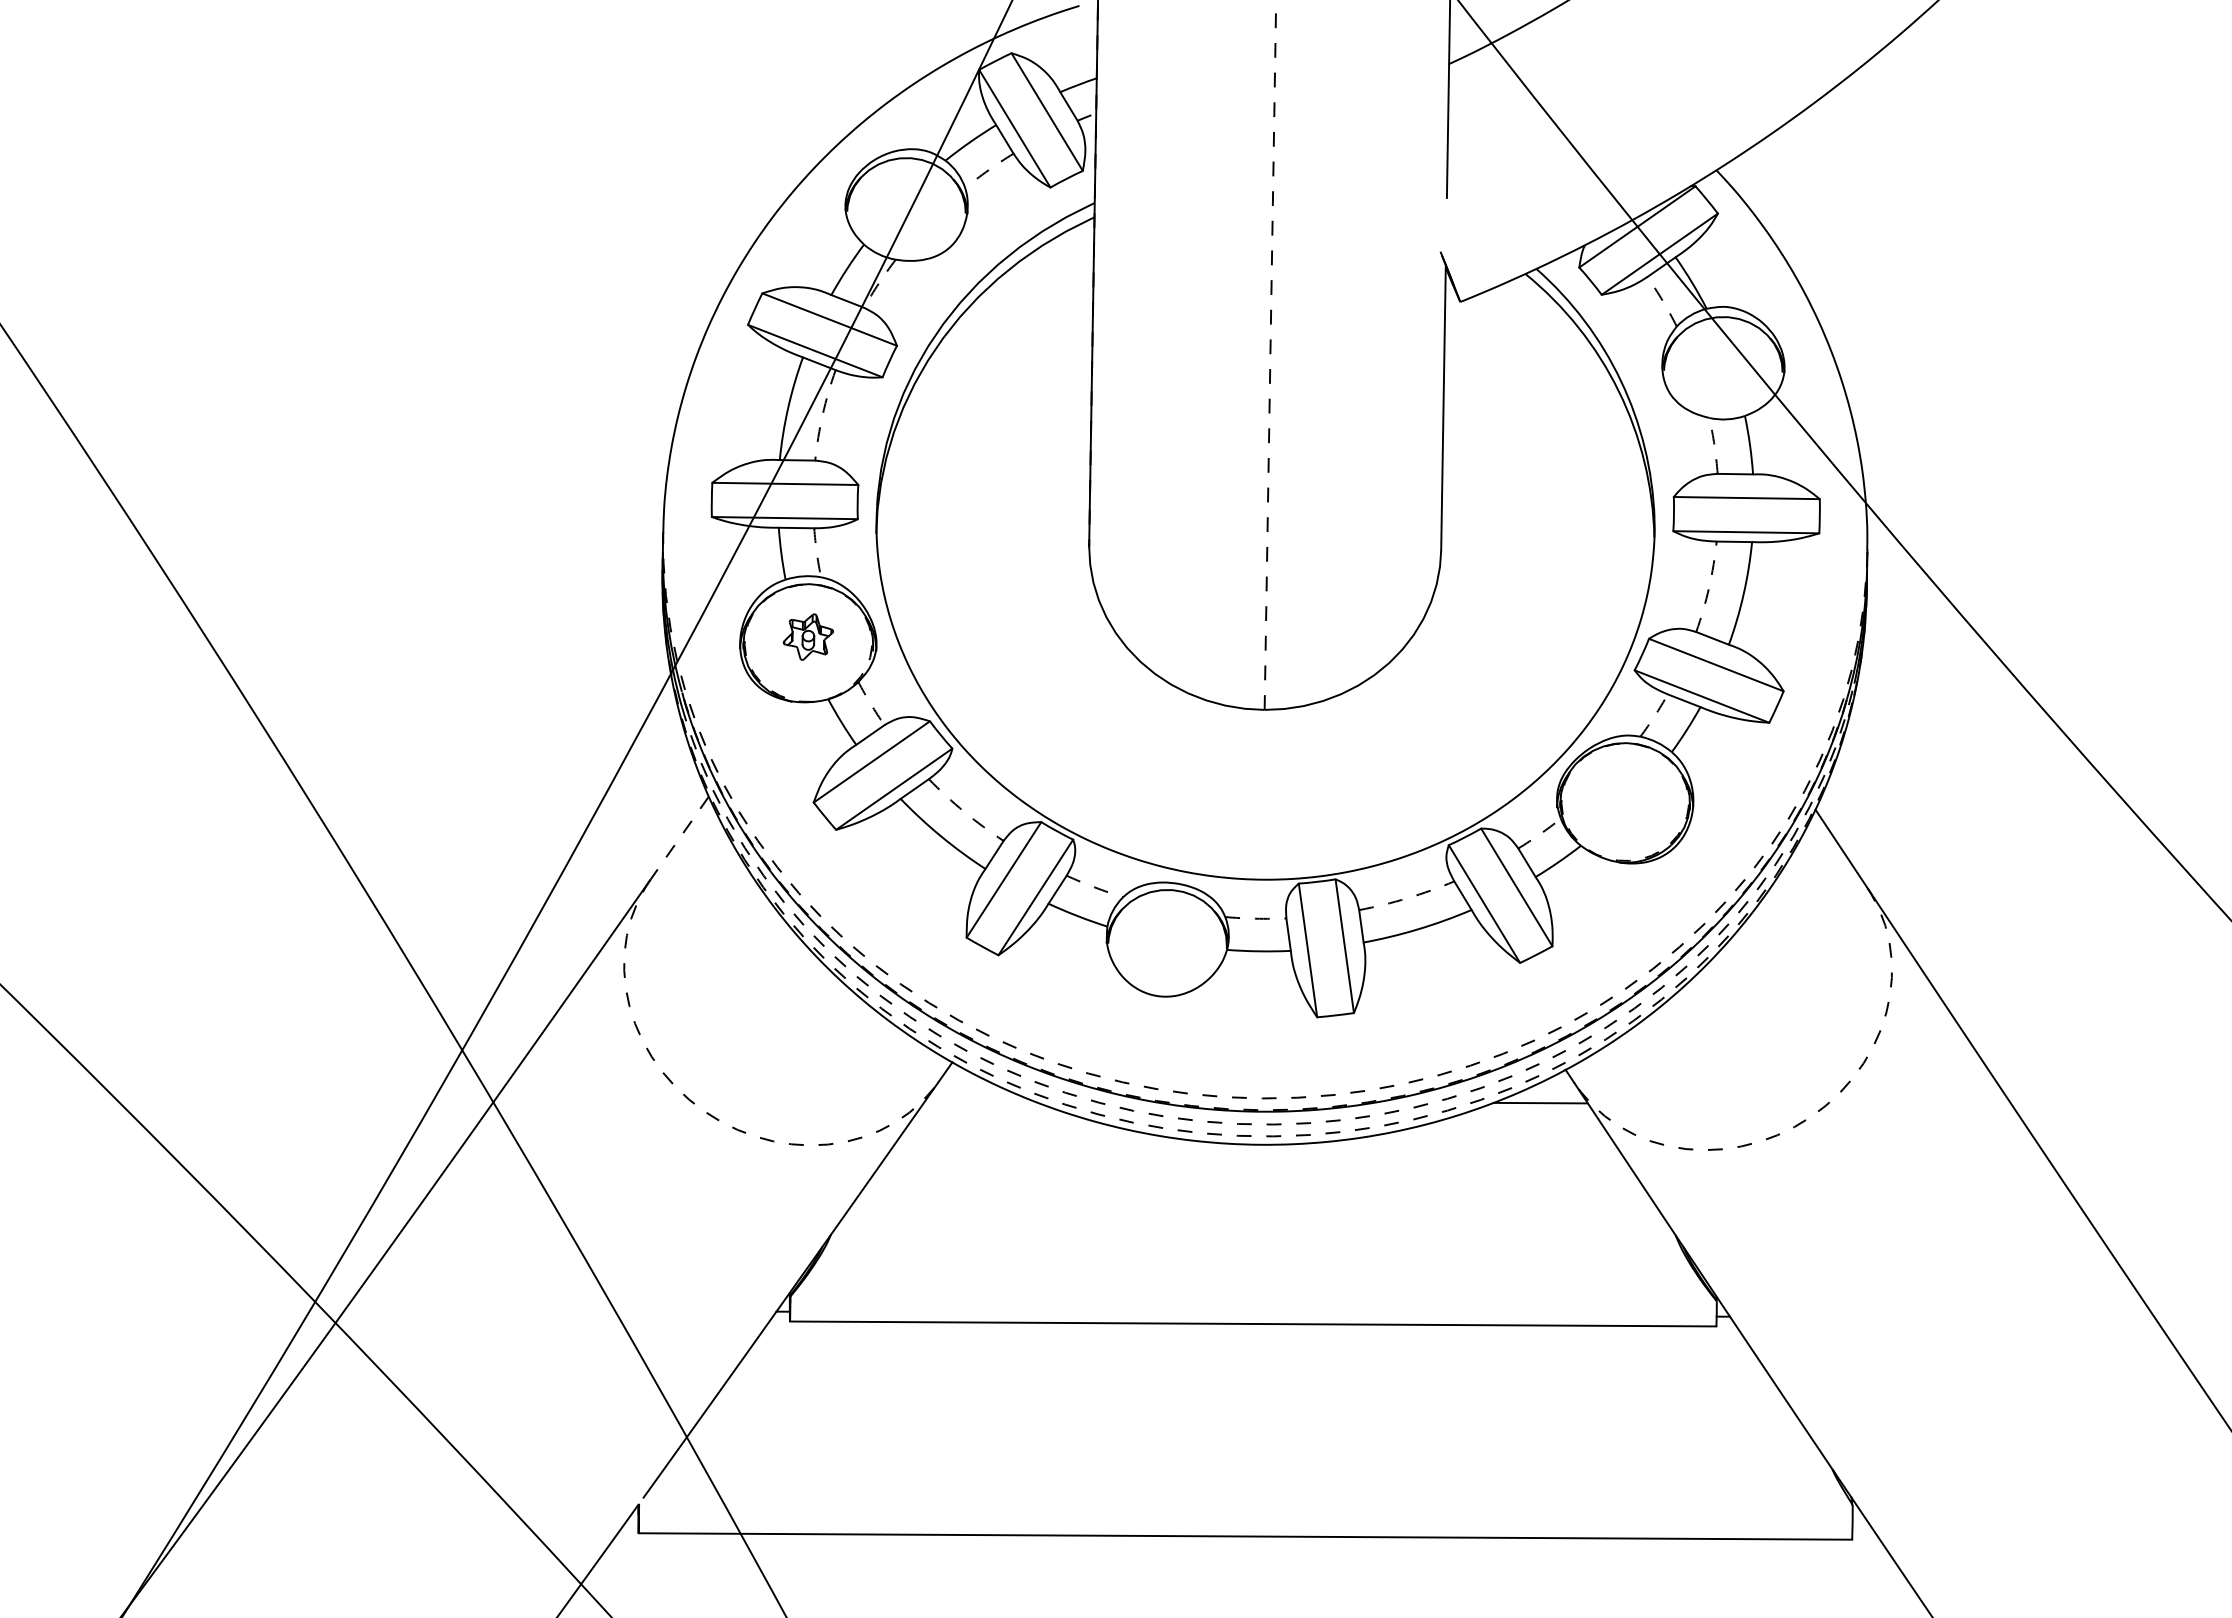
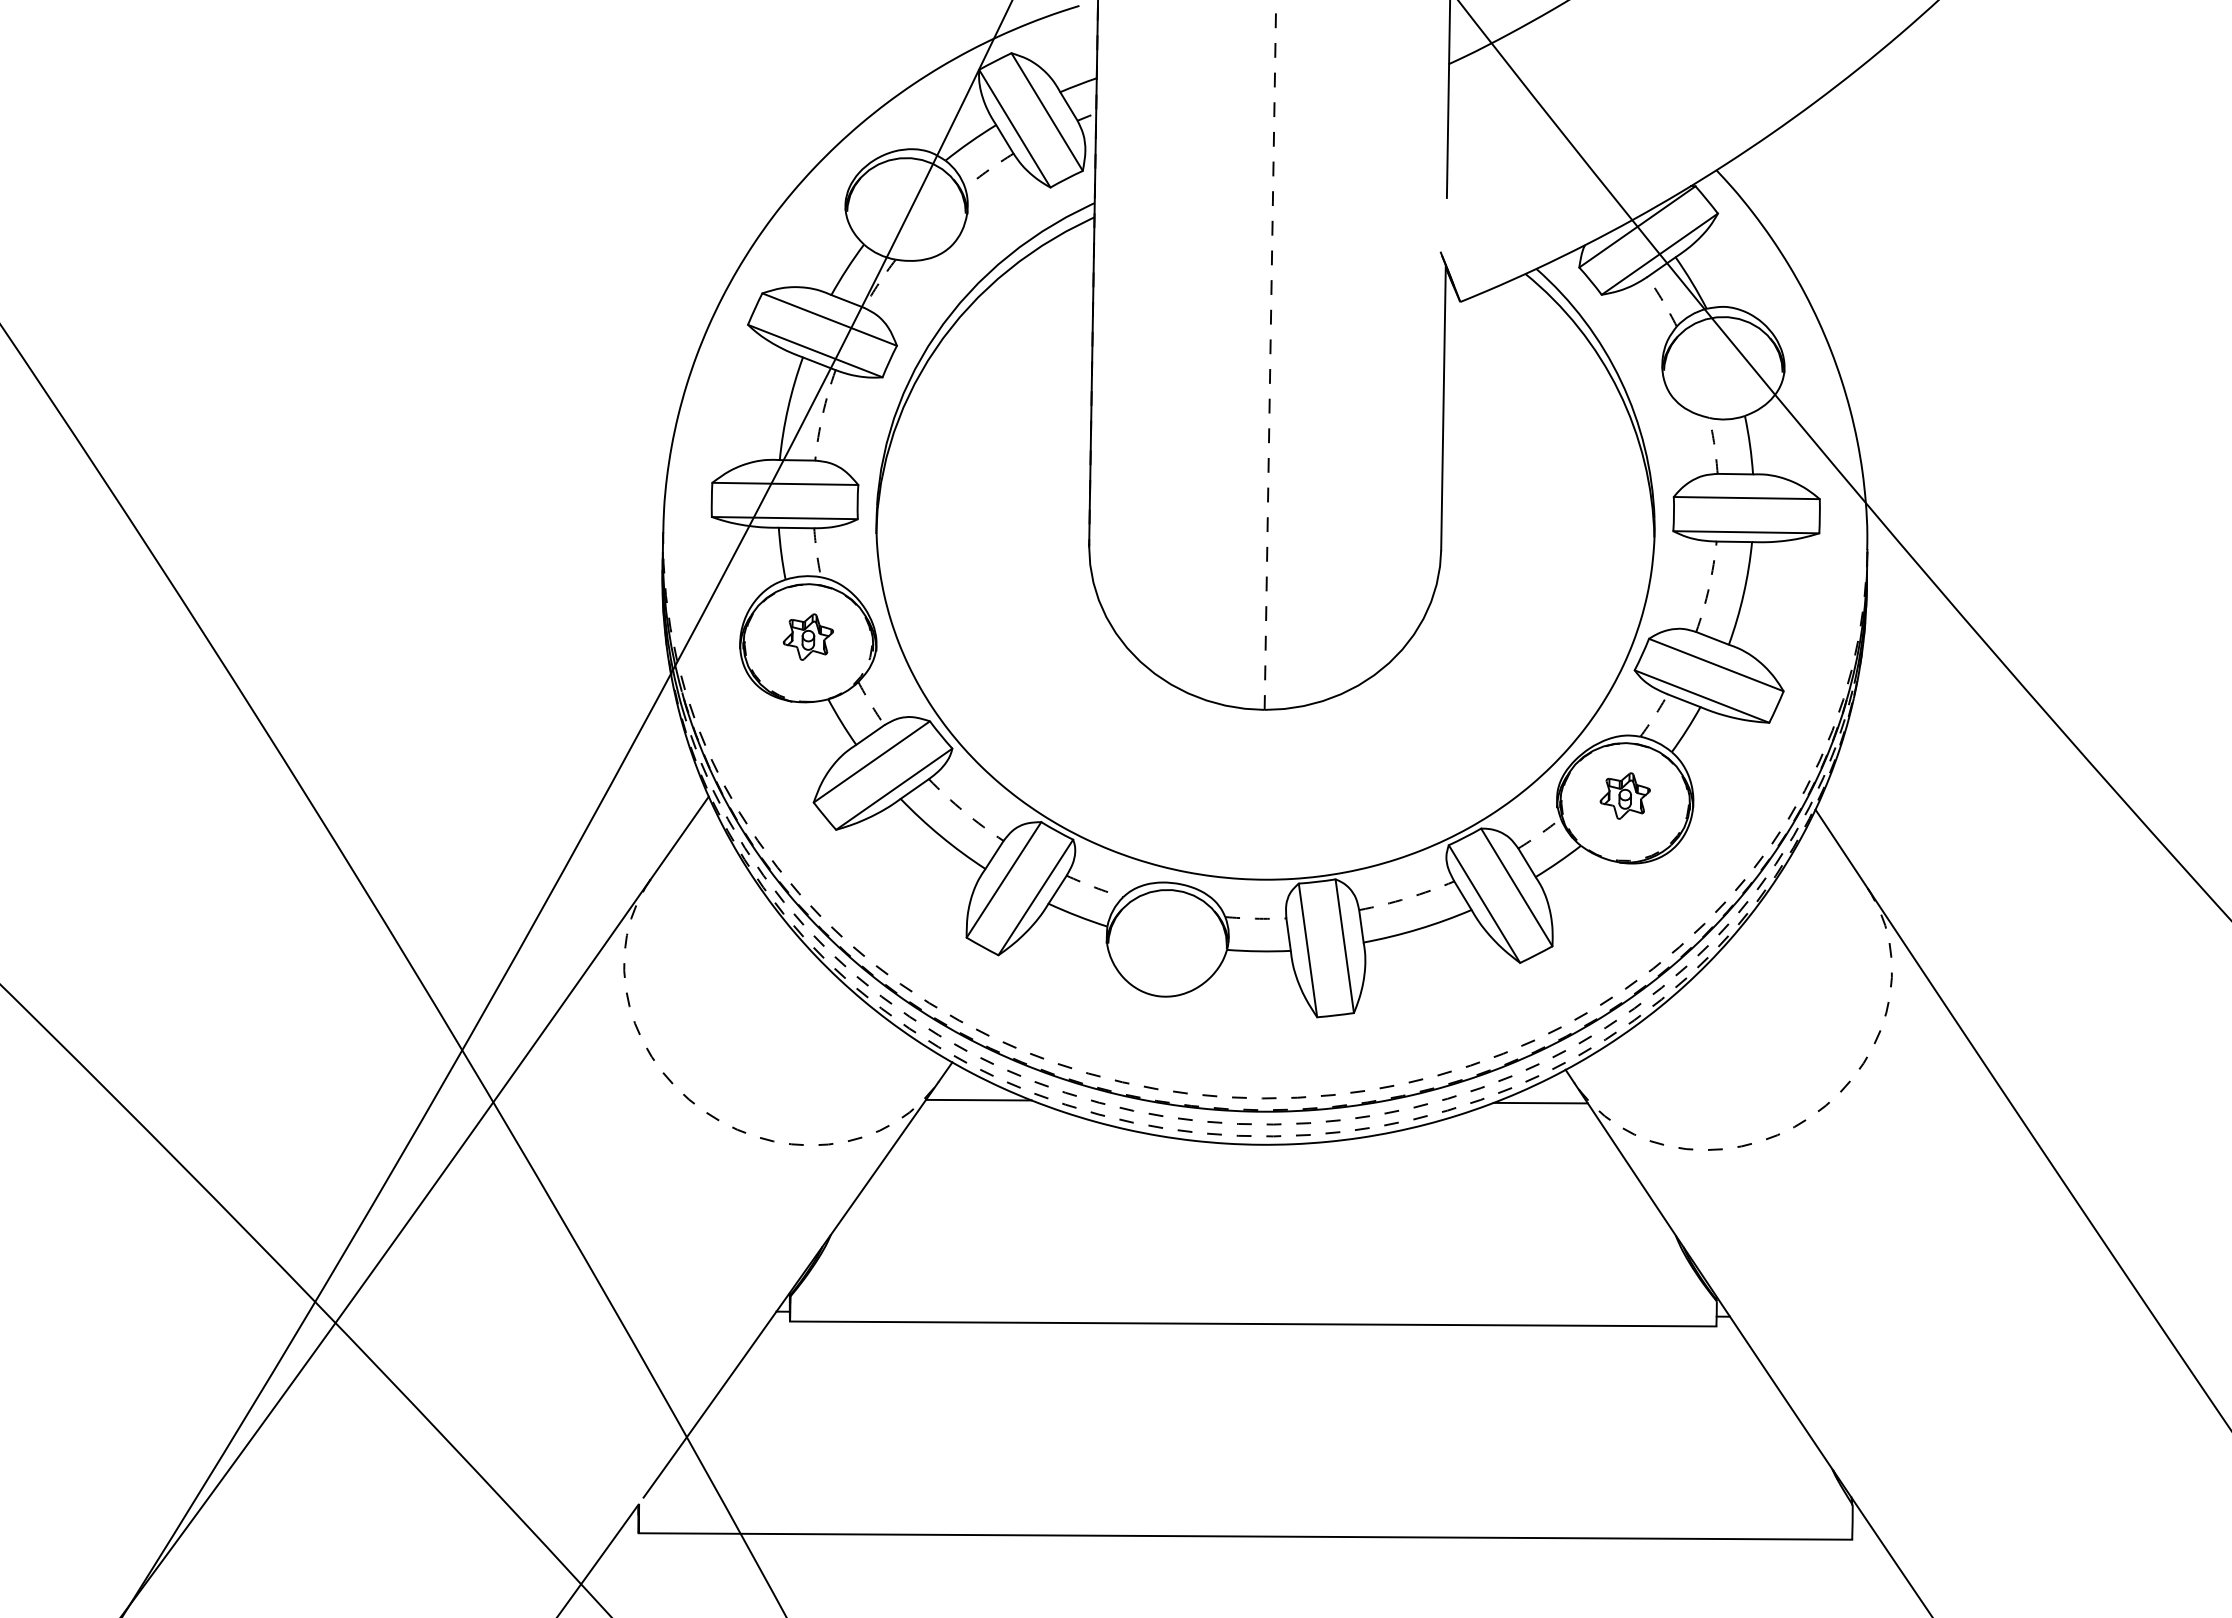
part: none -> present (1624, 795)
line: dashed -> solid (679, 838)
line: none -> present (978, 1099)
